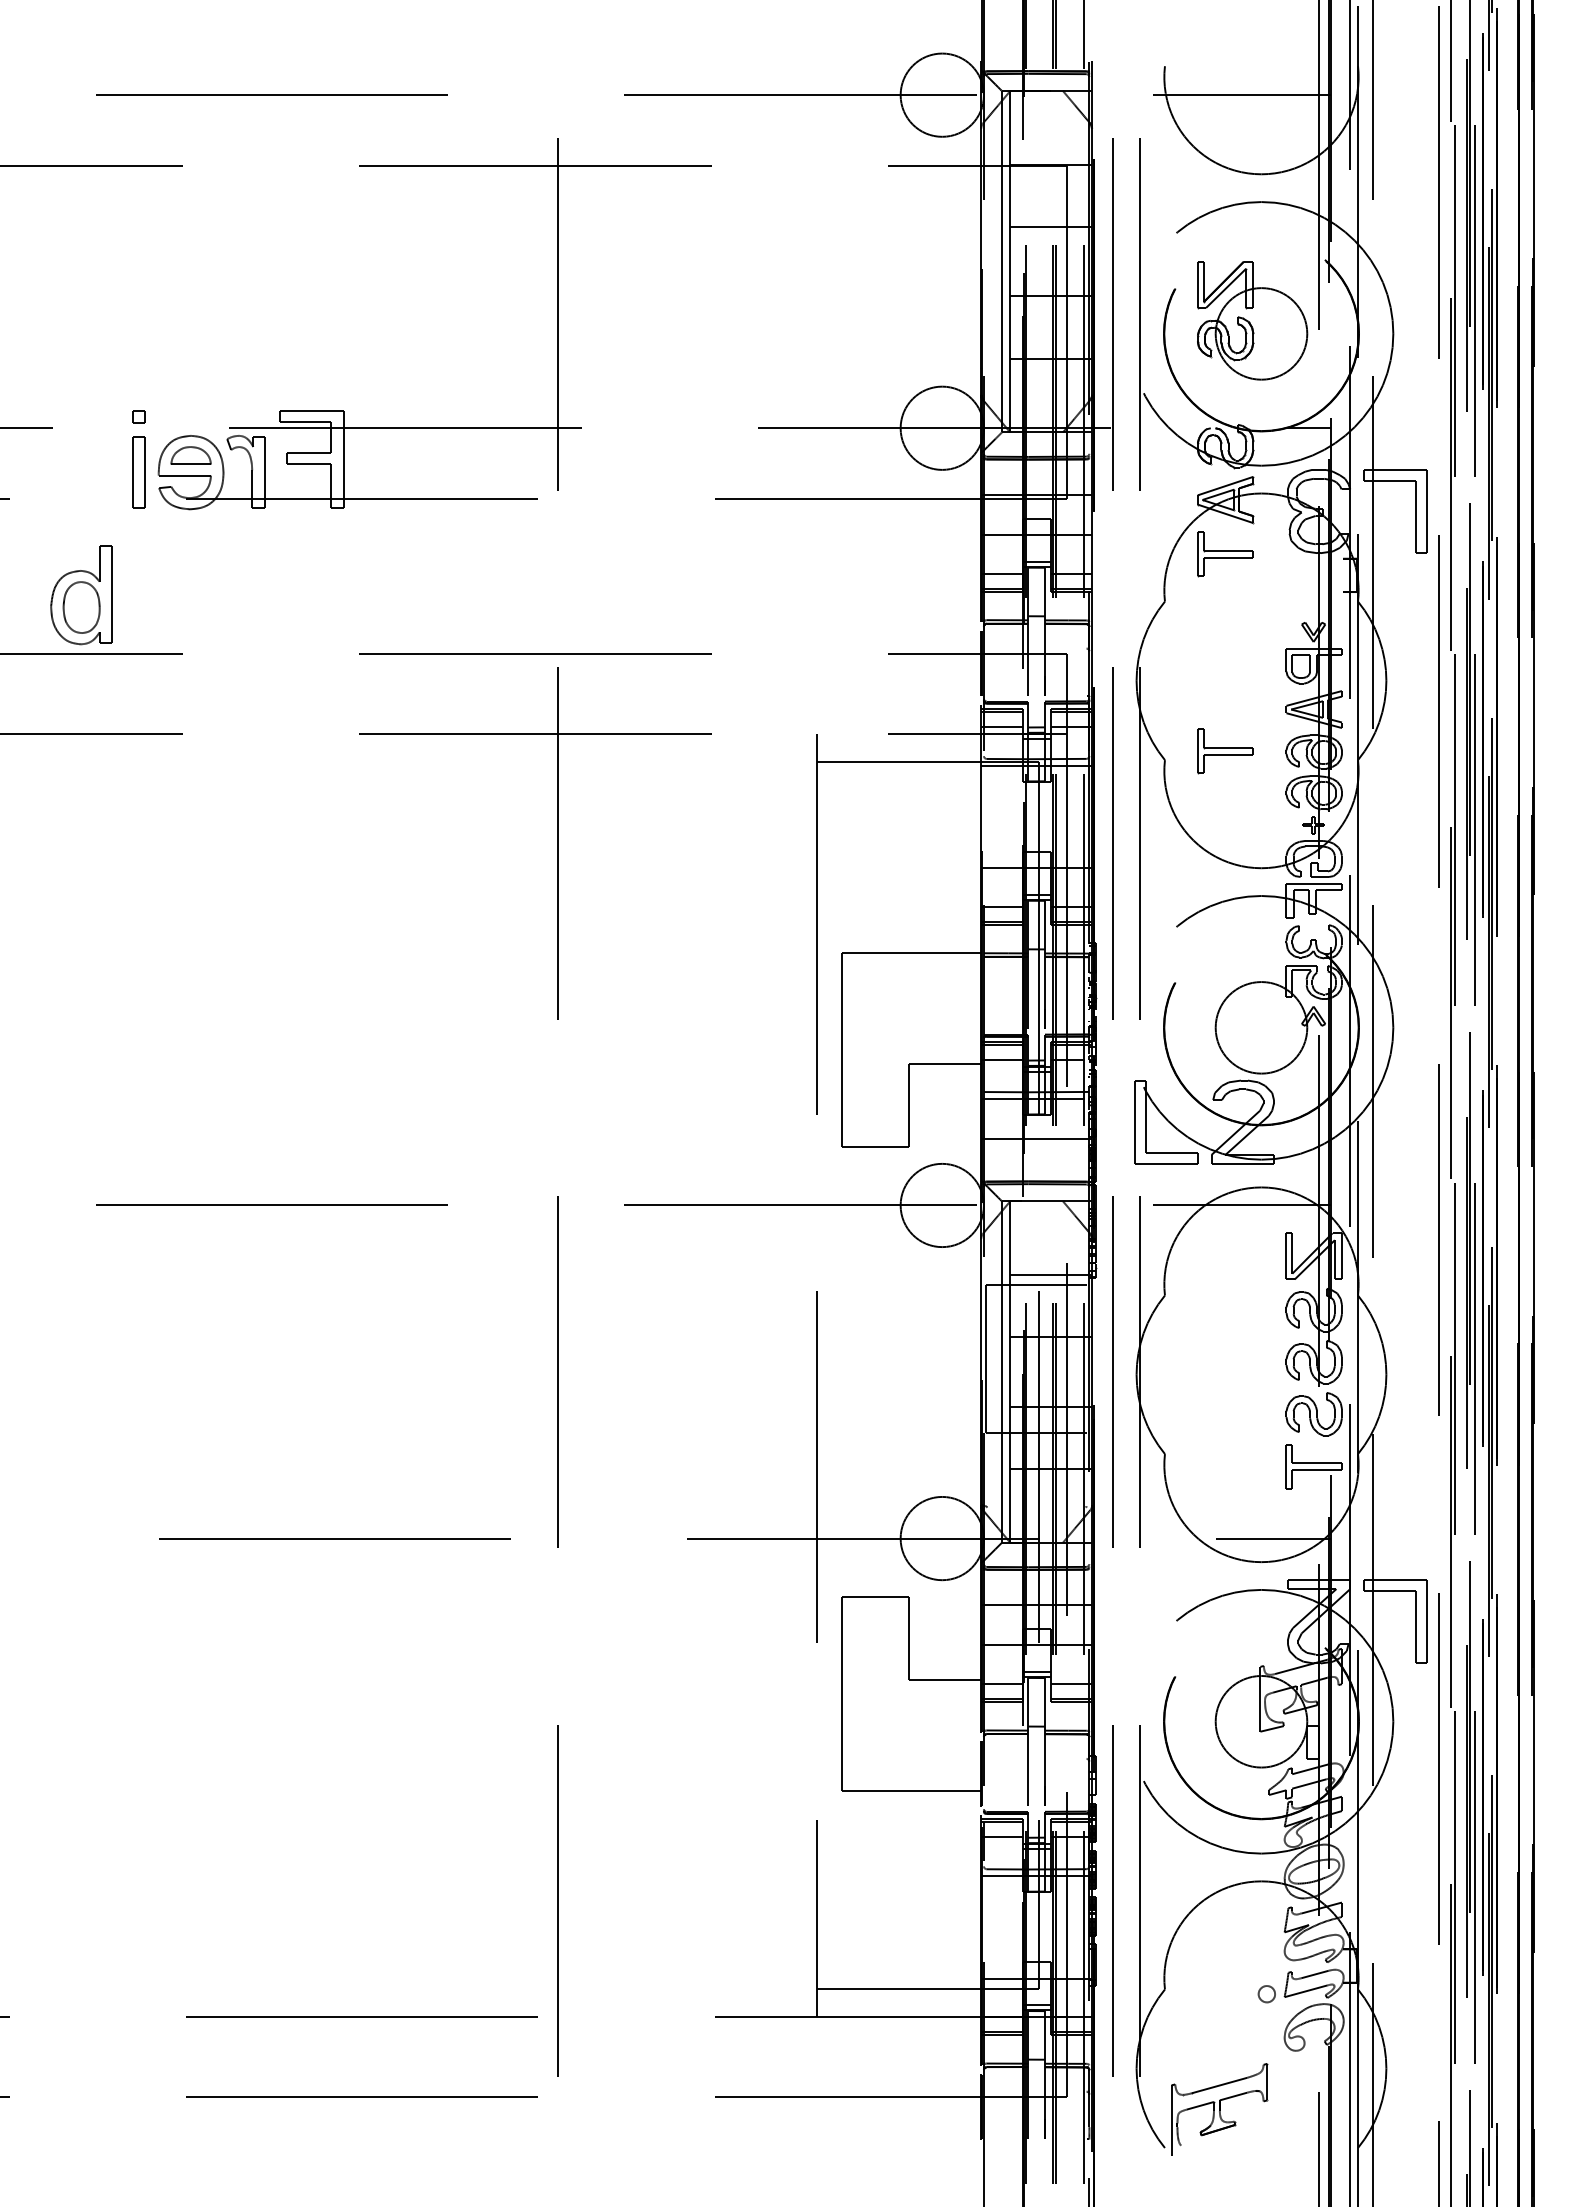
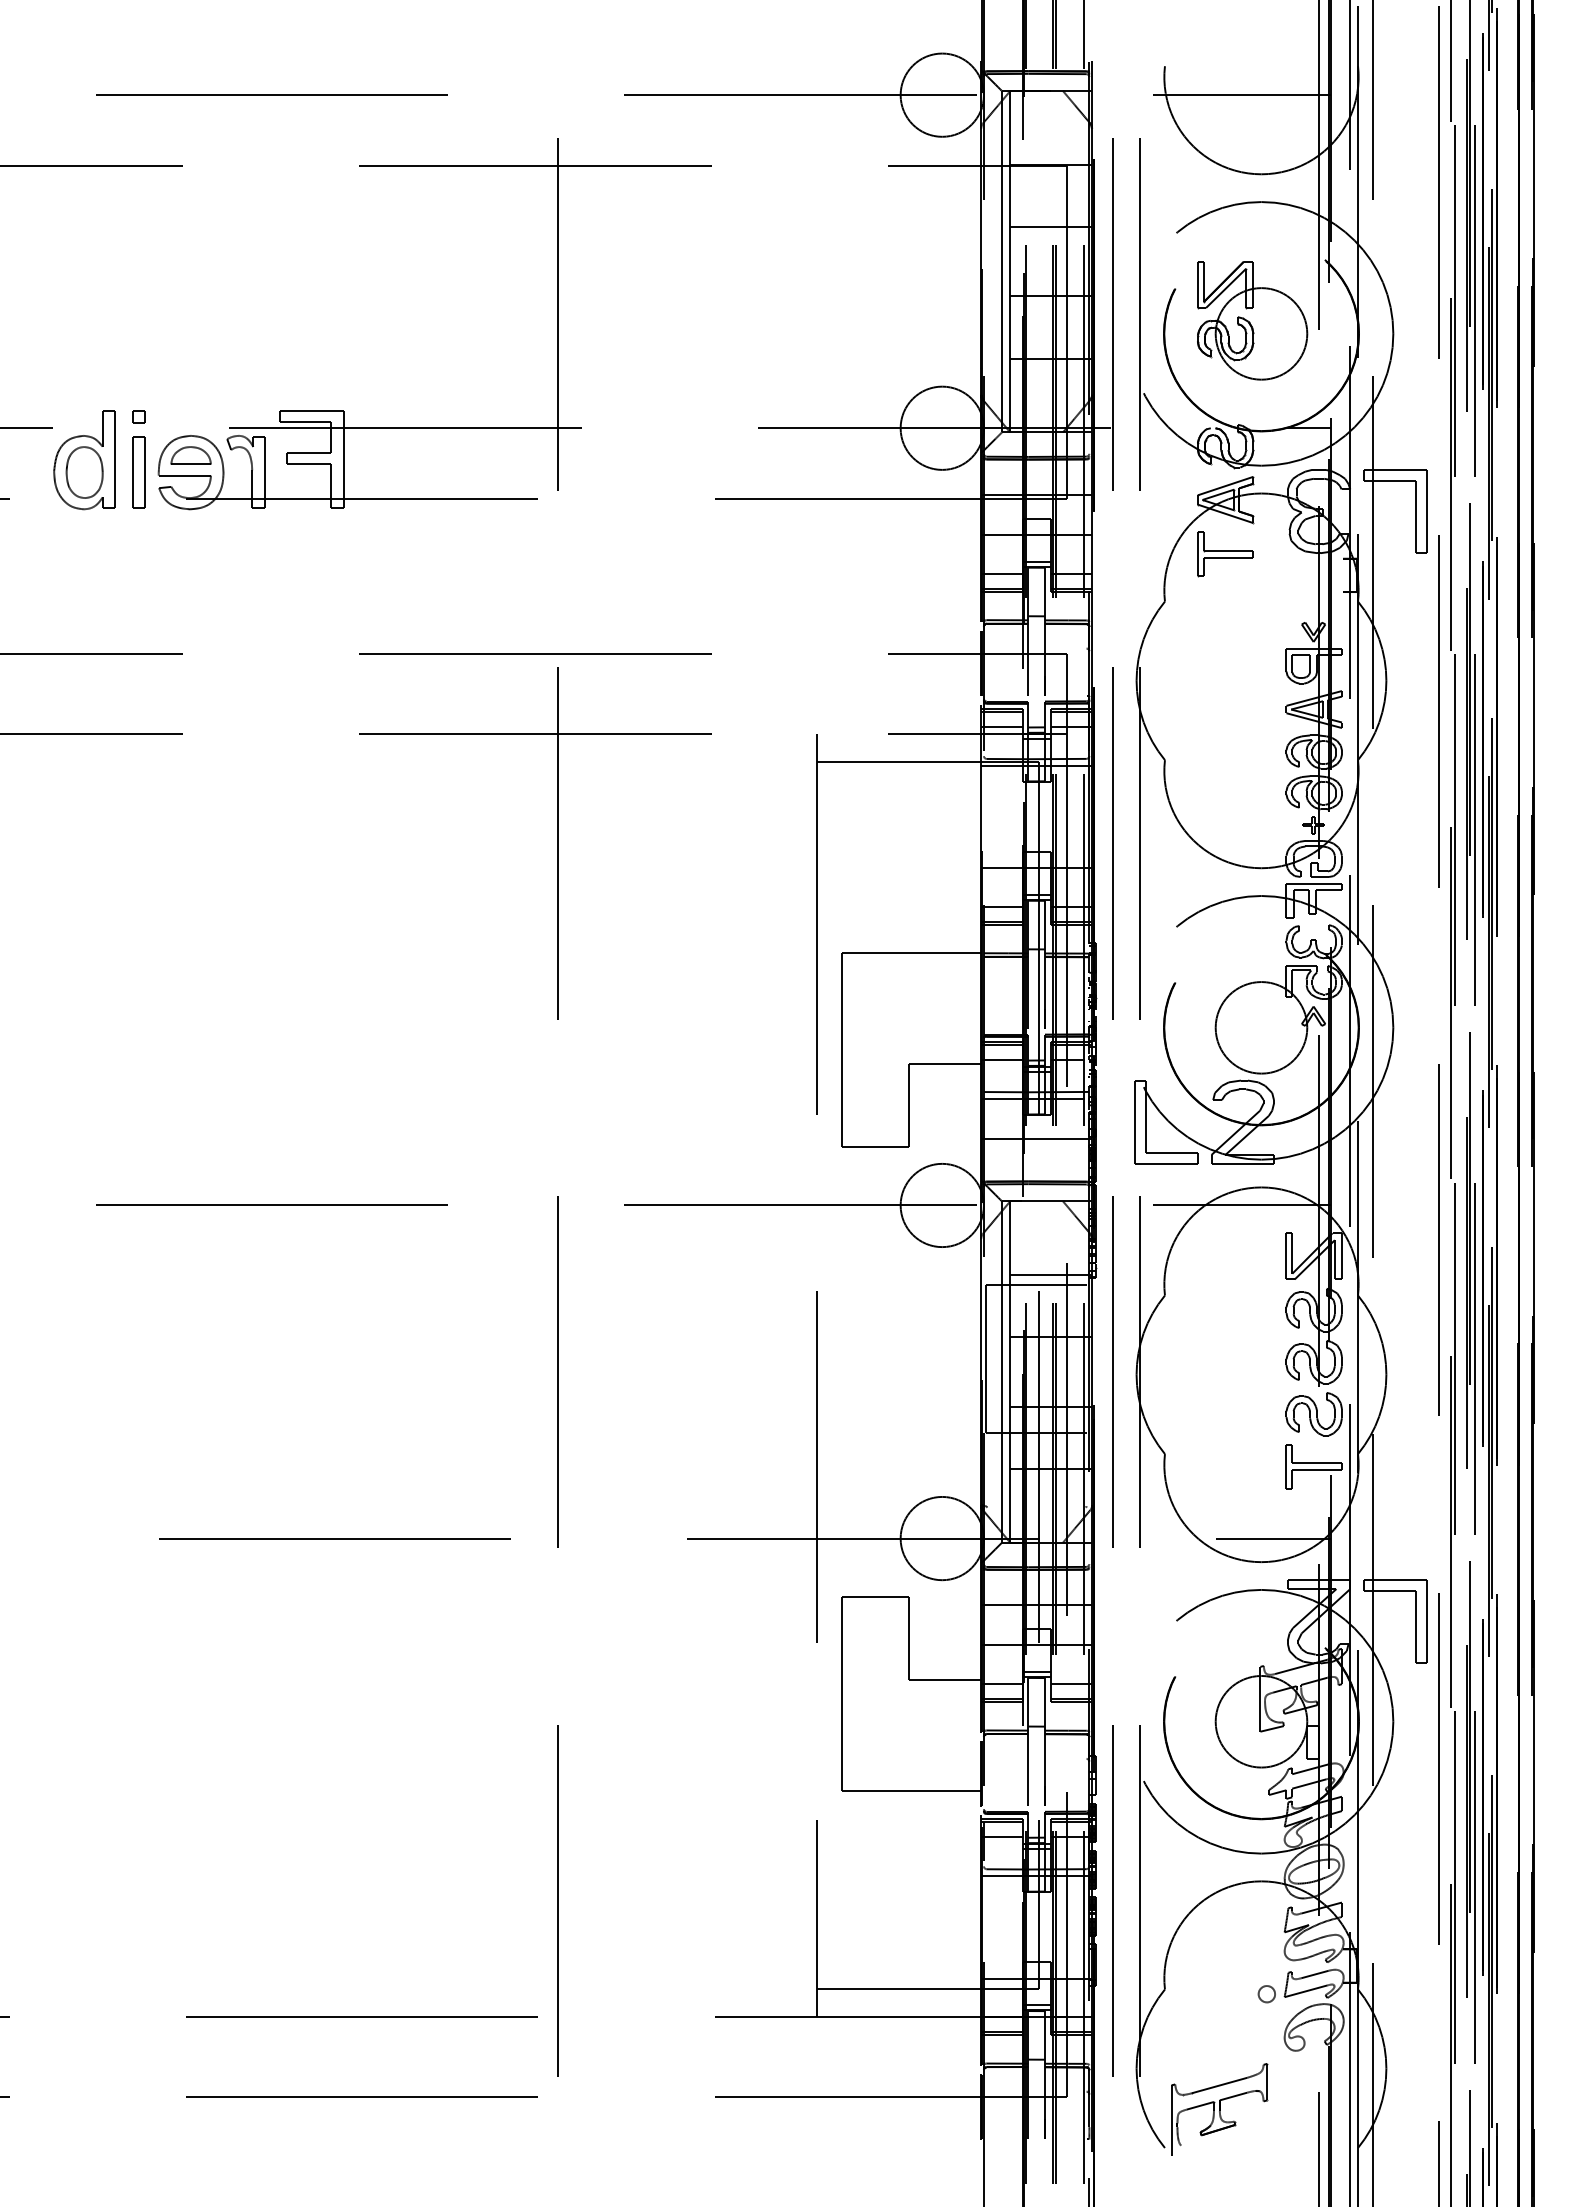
part position: (81, 595) -> (84, 460) (84, 460)
part: present -> none (1225, 751)
